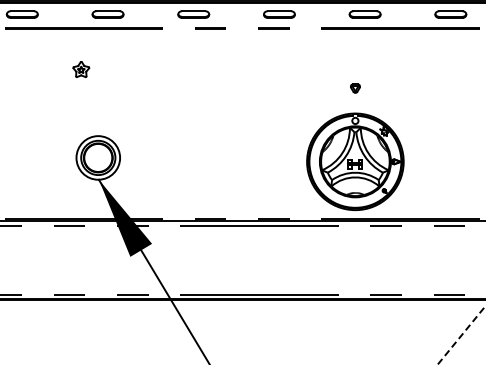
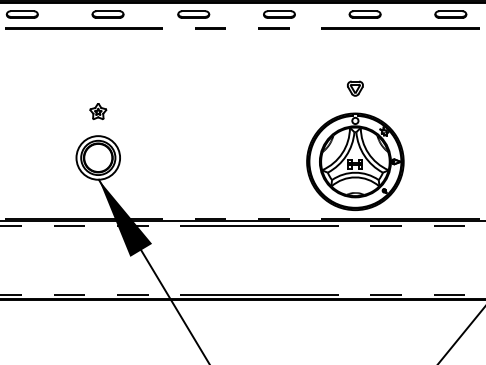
part position: (81, 69) -> (98, 111) (98, 111)
part size: 11x11 px -> 17x17 px (355, 88)
line: dashed -> solid (461, 335)
